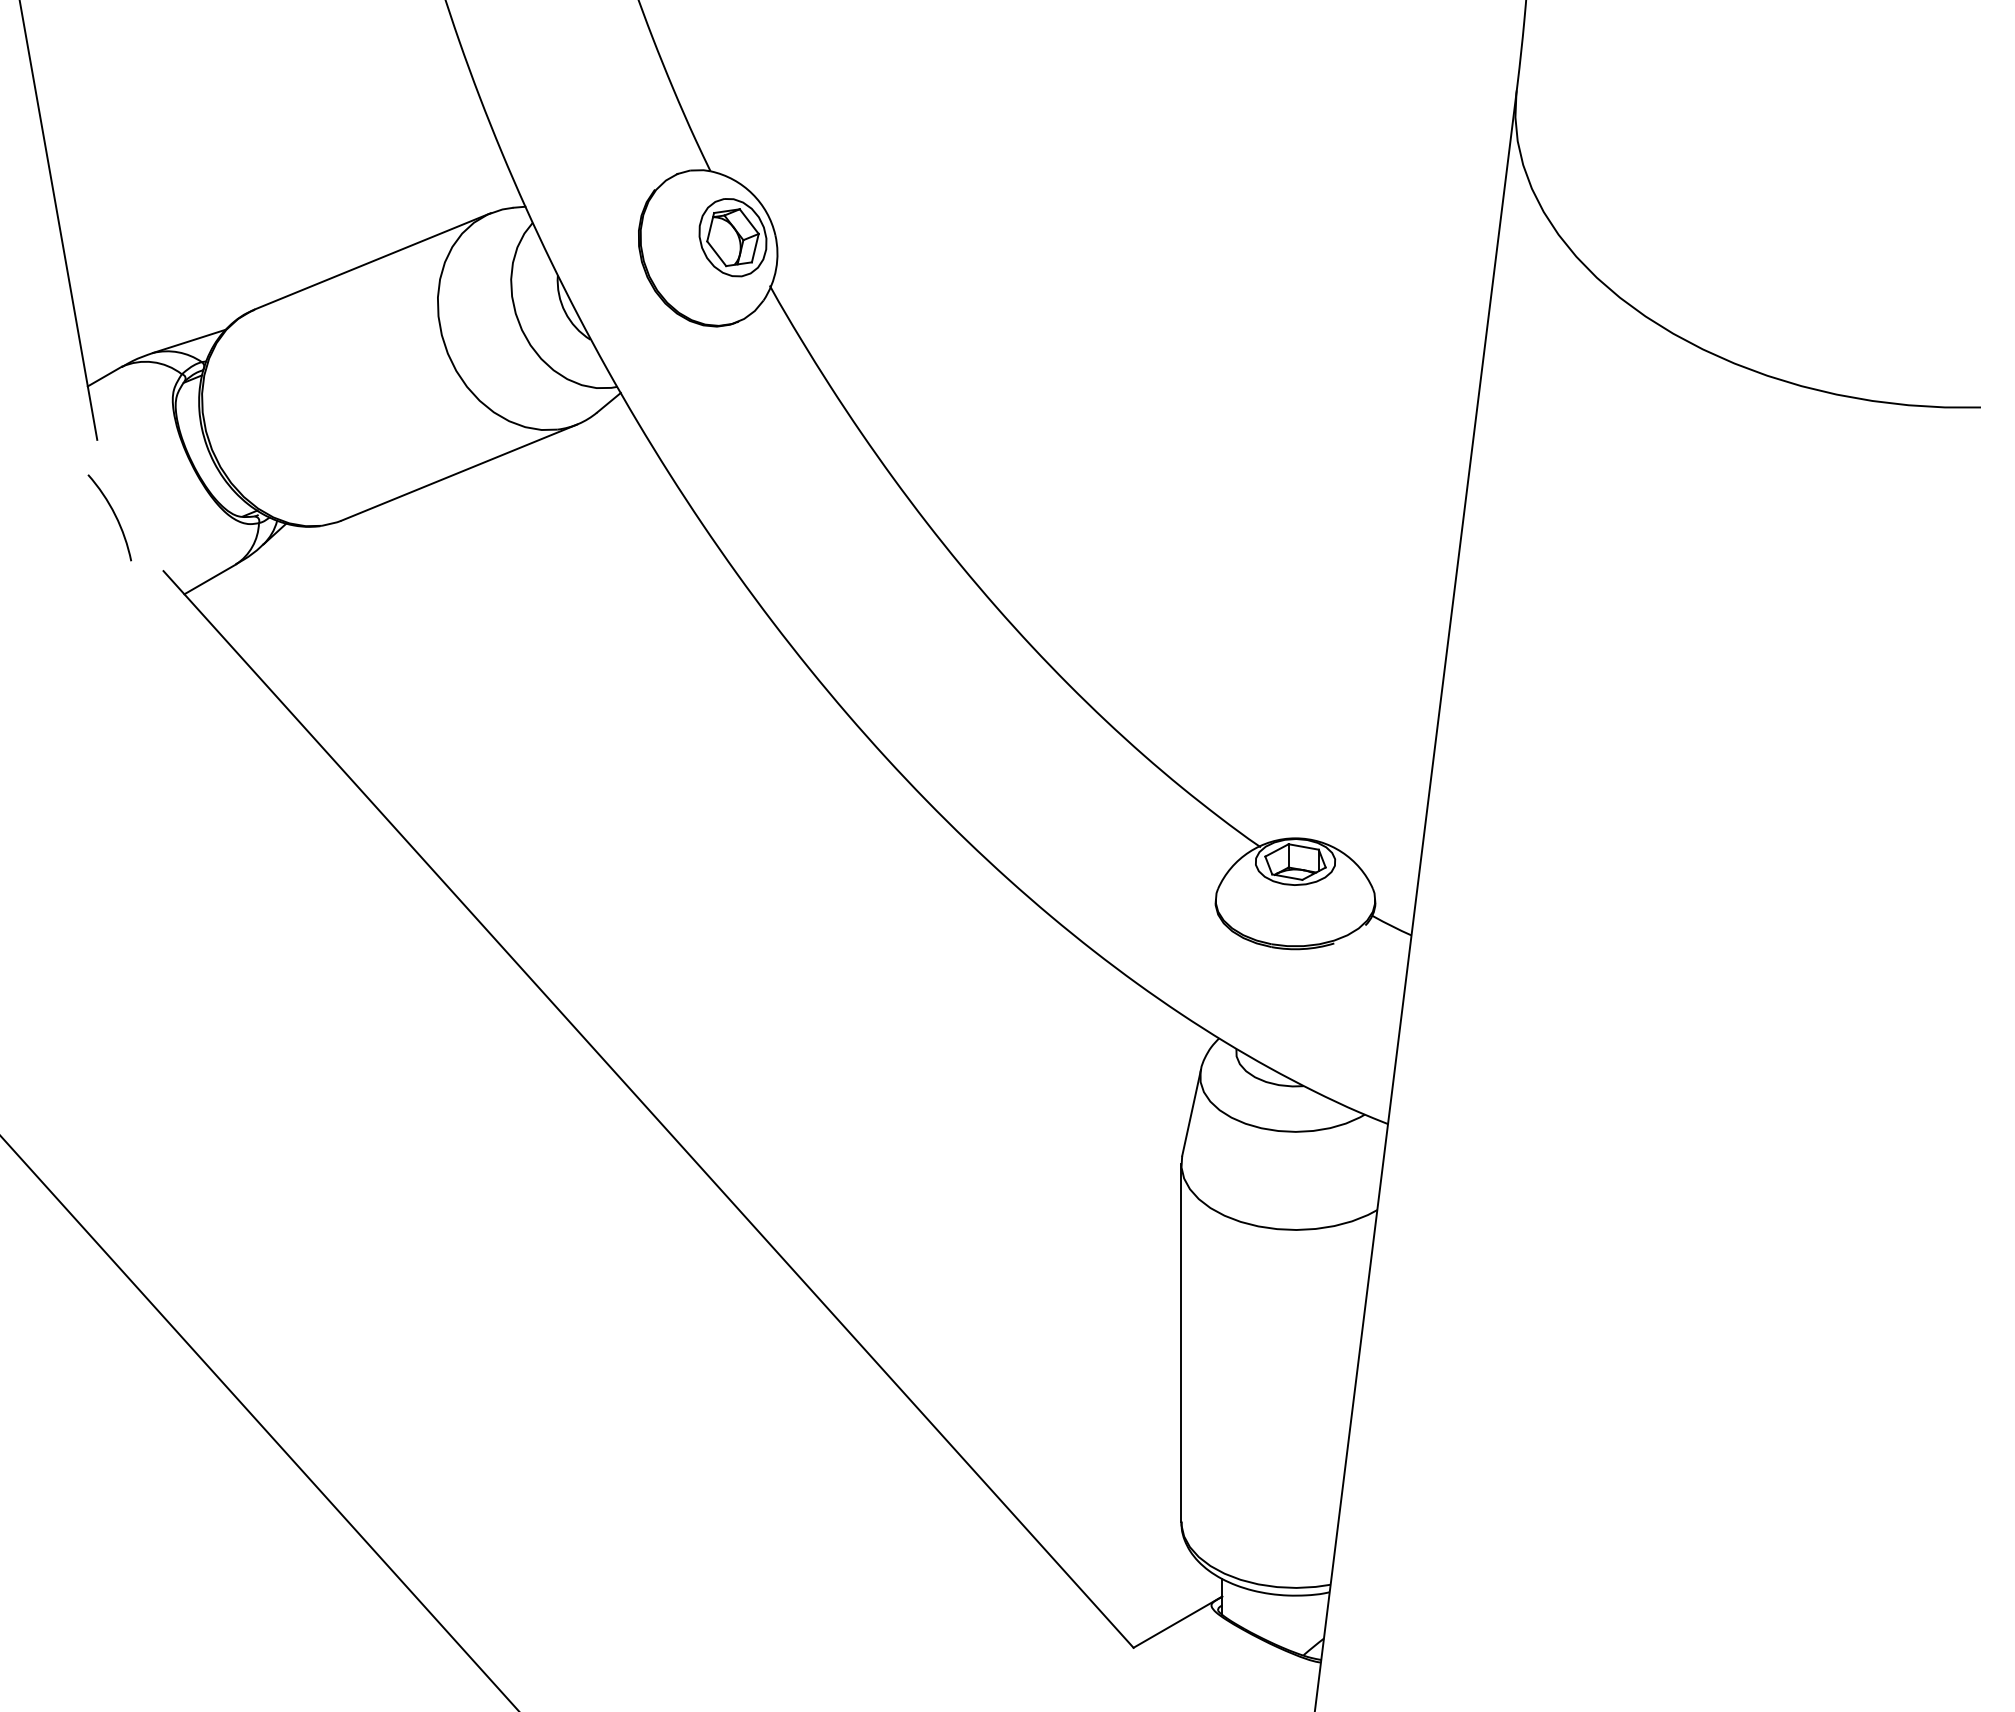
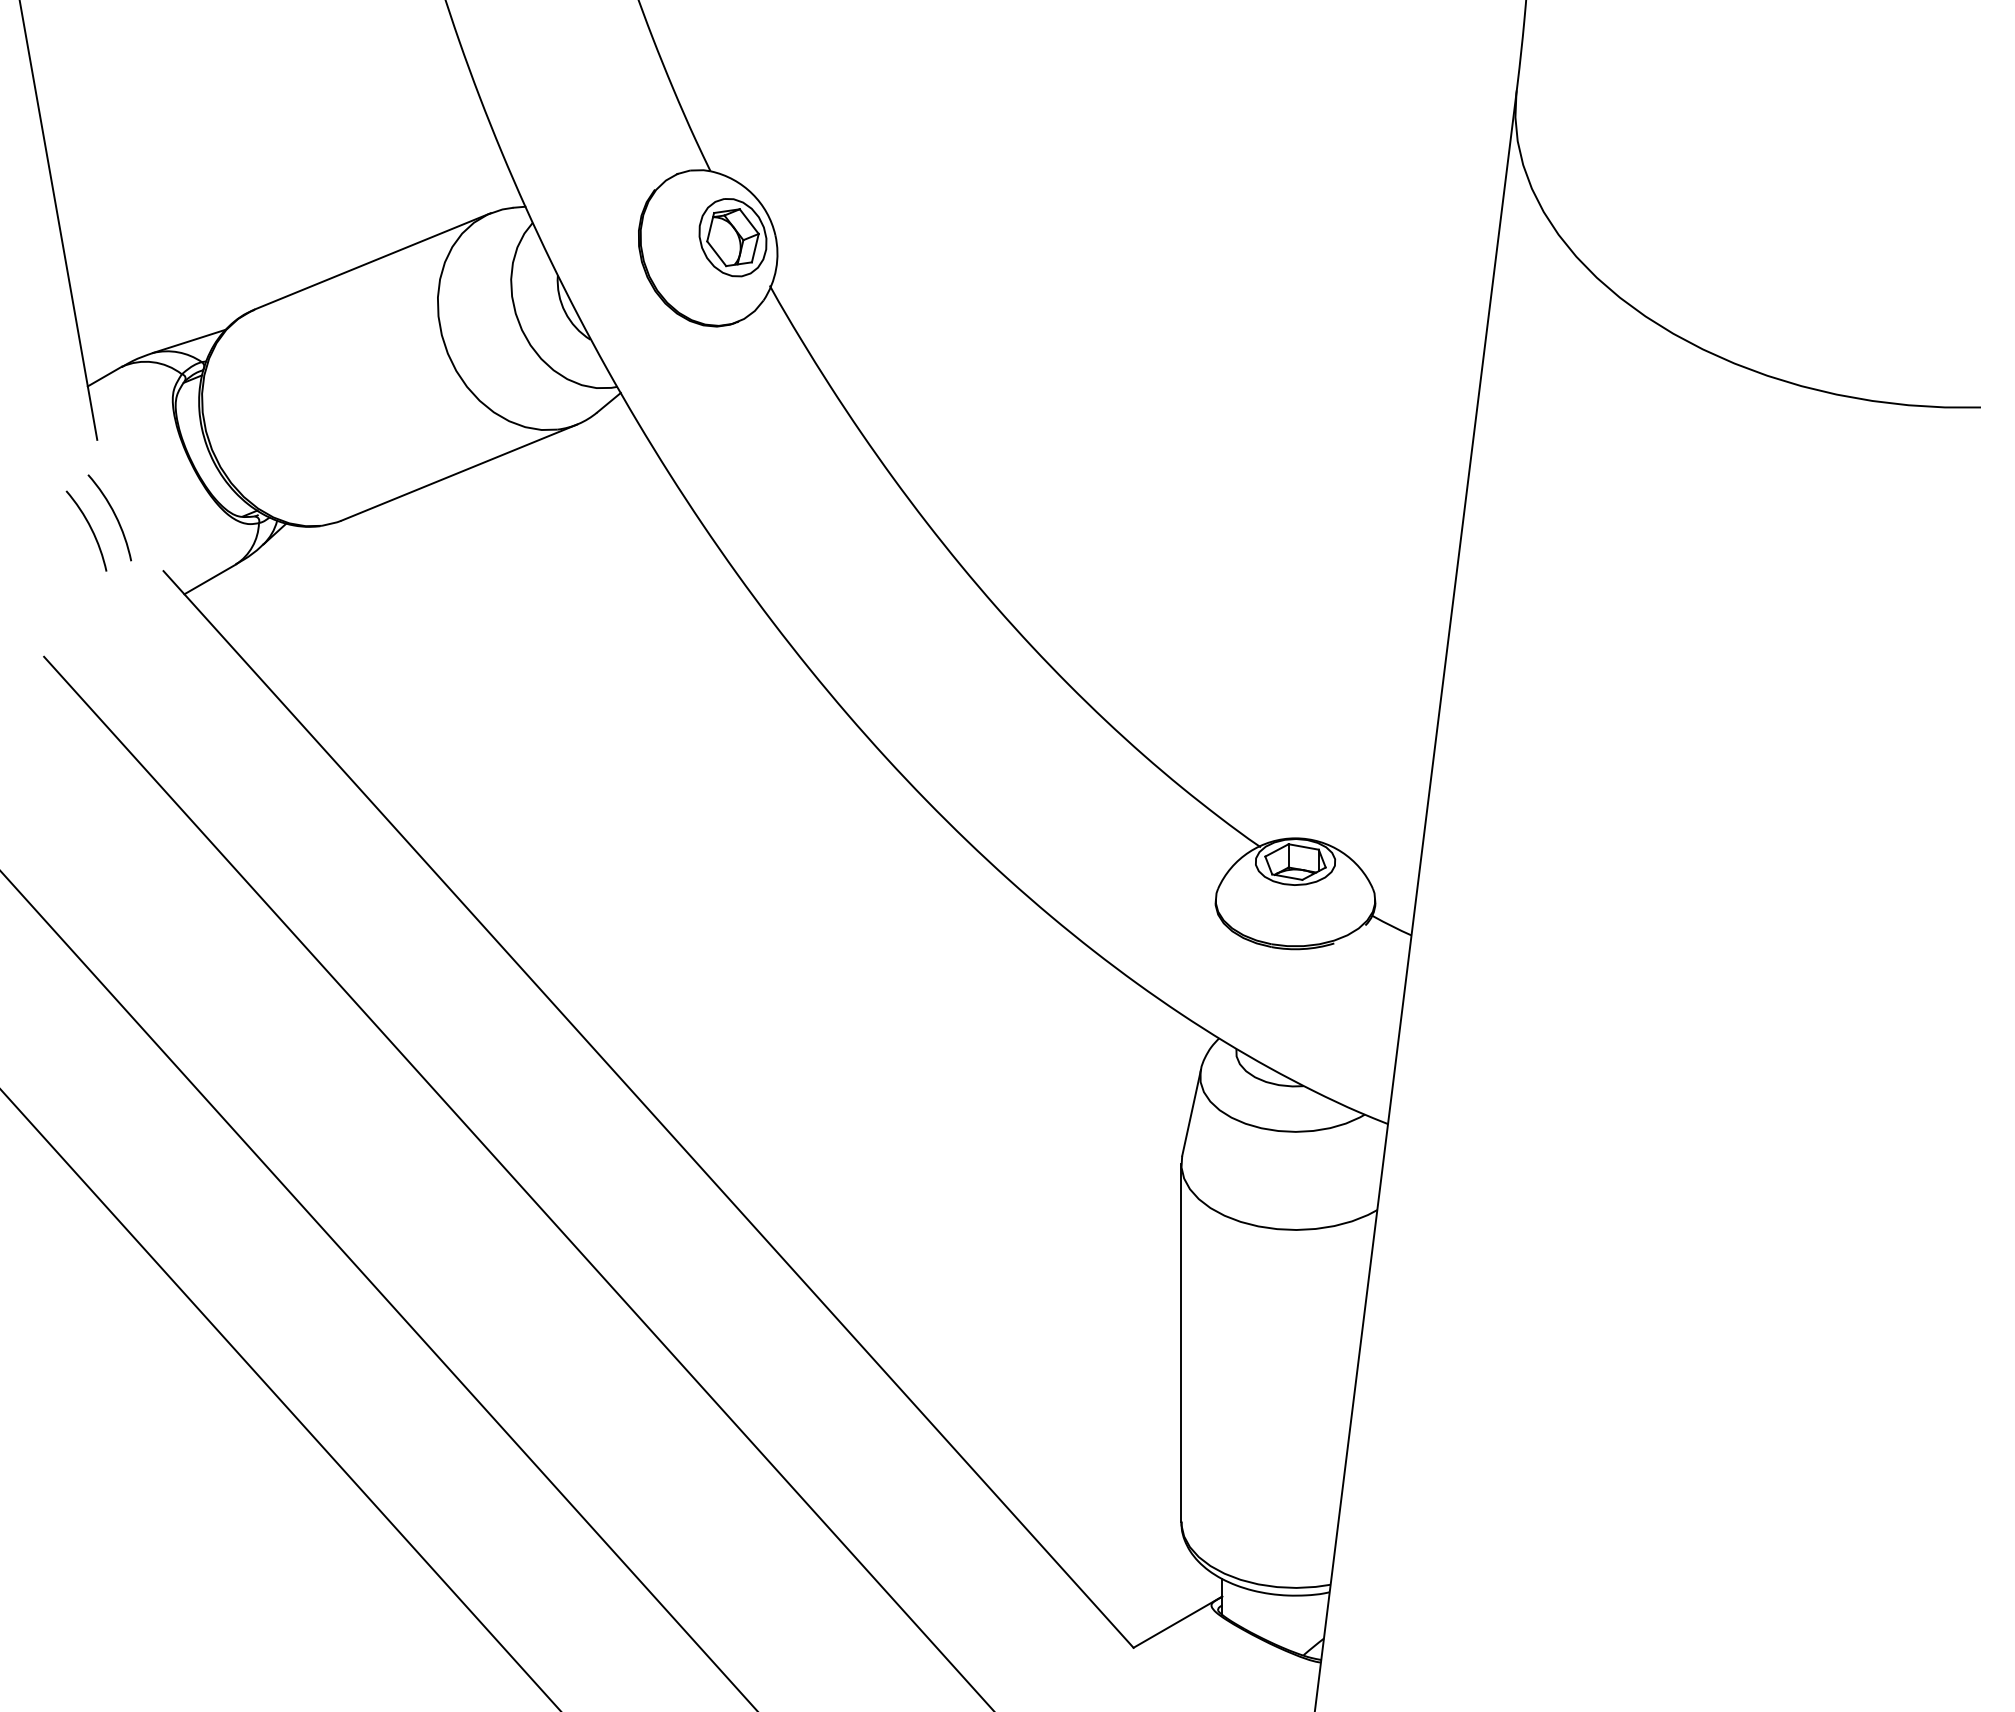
arc: none -> present (90, 529)
line: none -> present (517, 1182)
line: none -> present (378, 1290)
line position: (259, 1422) -> (280, 1399) (280, 1399)
